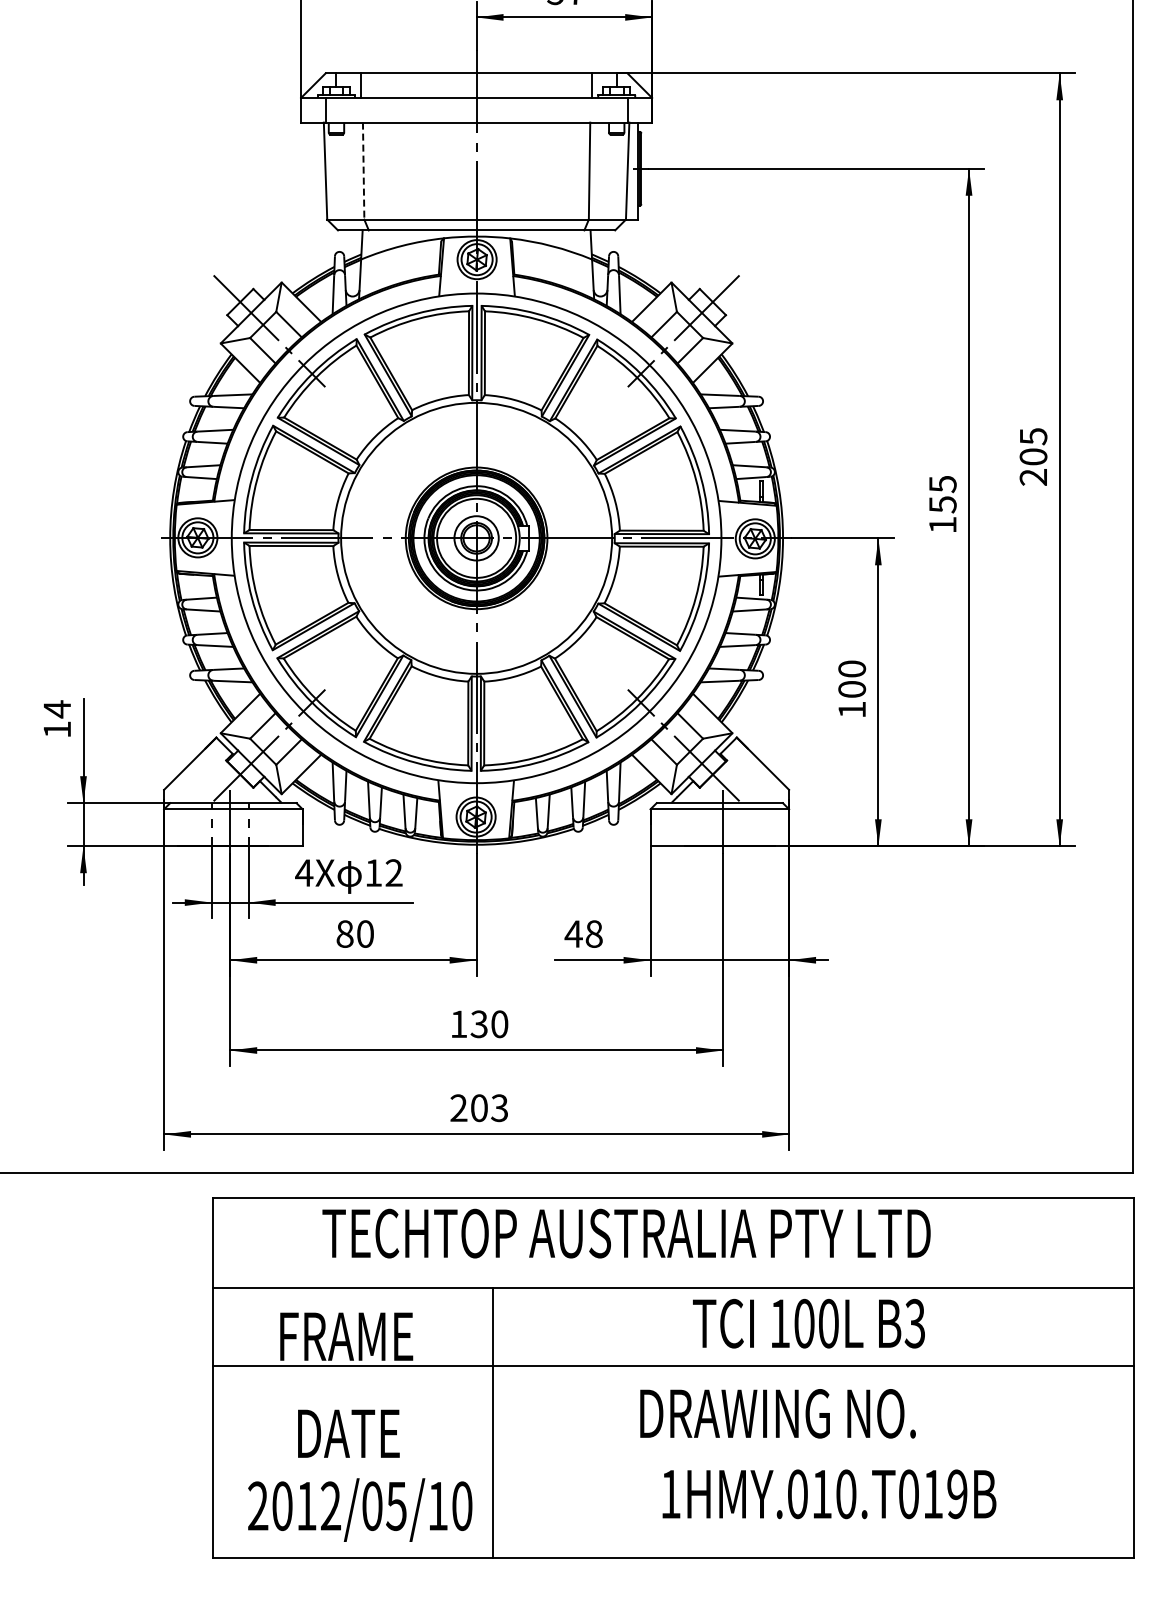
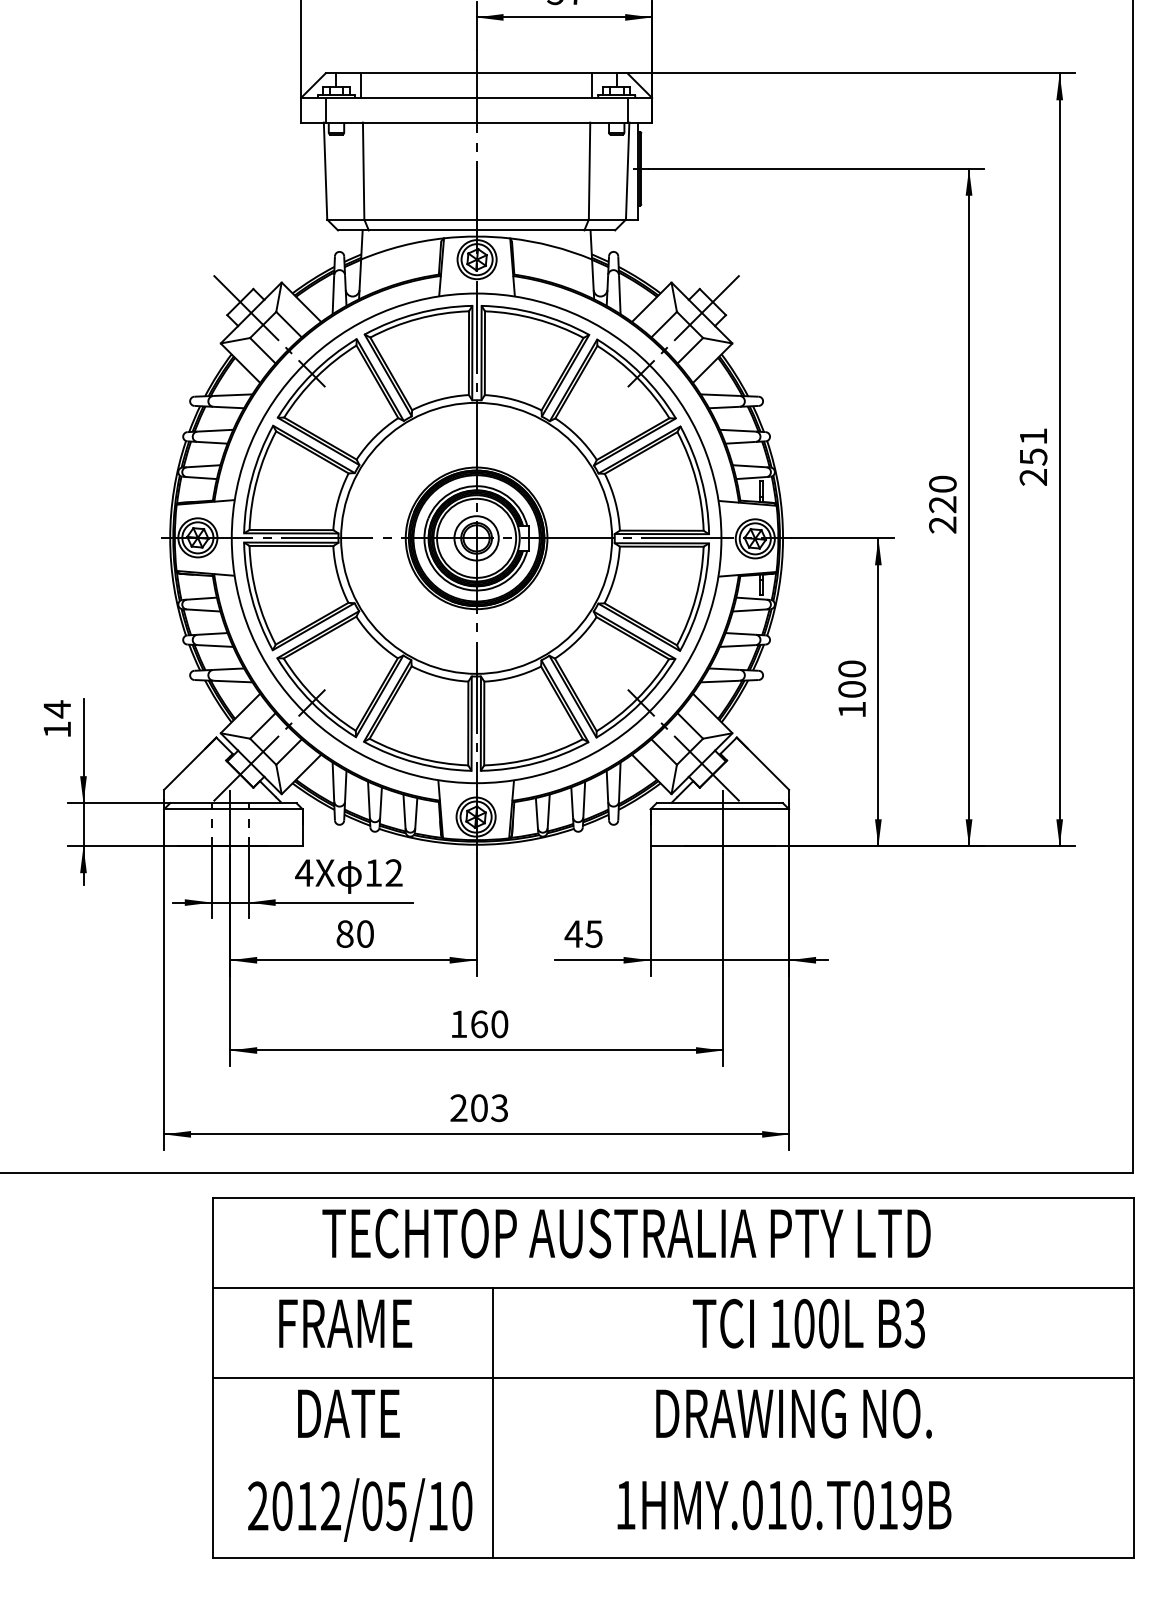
line: dashed -> solid (363, 171)
text: 205 -> 251 (1033, 446)
text: 155 -> 220 (942, 504)
text: 48 -> 45 (593, 933)
text: 130 -> 160 (479, 1024)
text position: (346, 1336) -> (345, 1323) (345, 1323)
line position: (673, 1365) -> (673, 1377) (673, 1377)
text position: (777, 1413) -> (793, 1413) (793, 1413)
text position: (348, 1433) -> (348, 1413) (348, 1413)
text position: (829, 1494) -> (784, 1505) (784, 1505)
